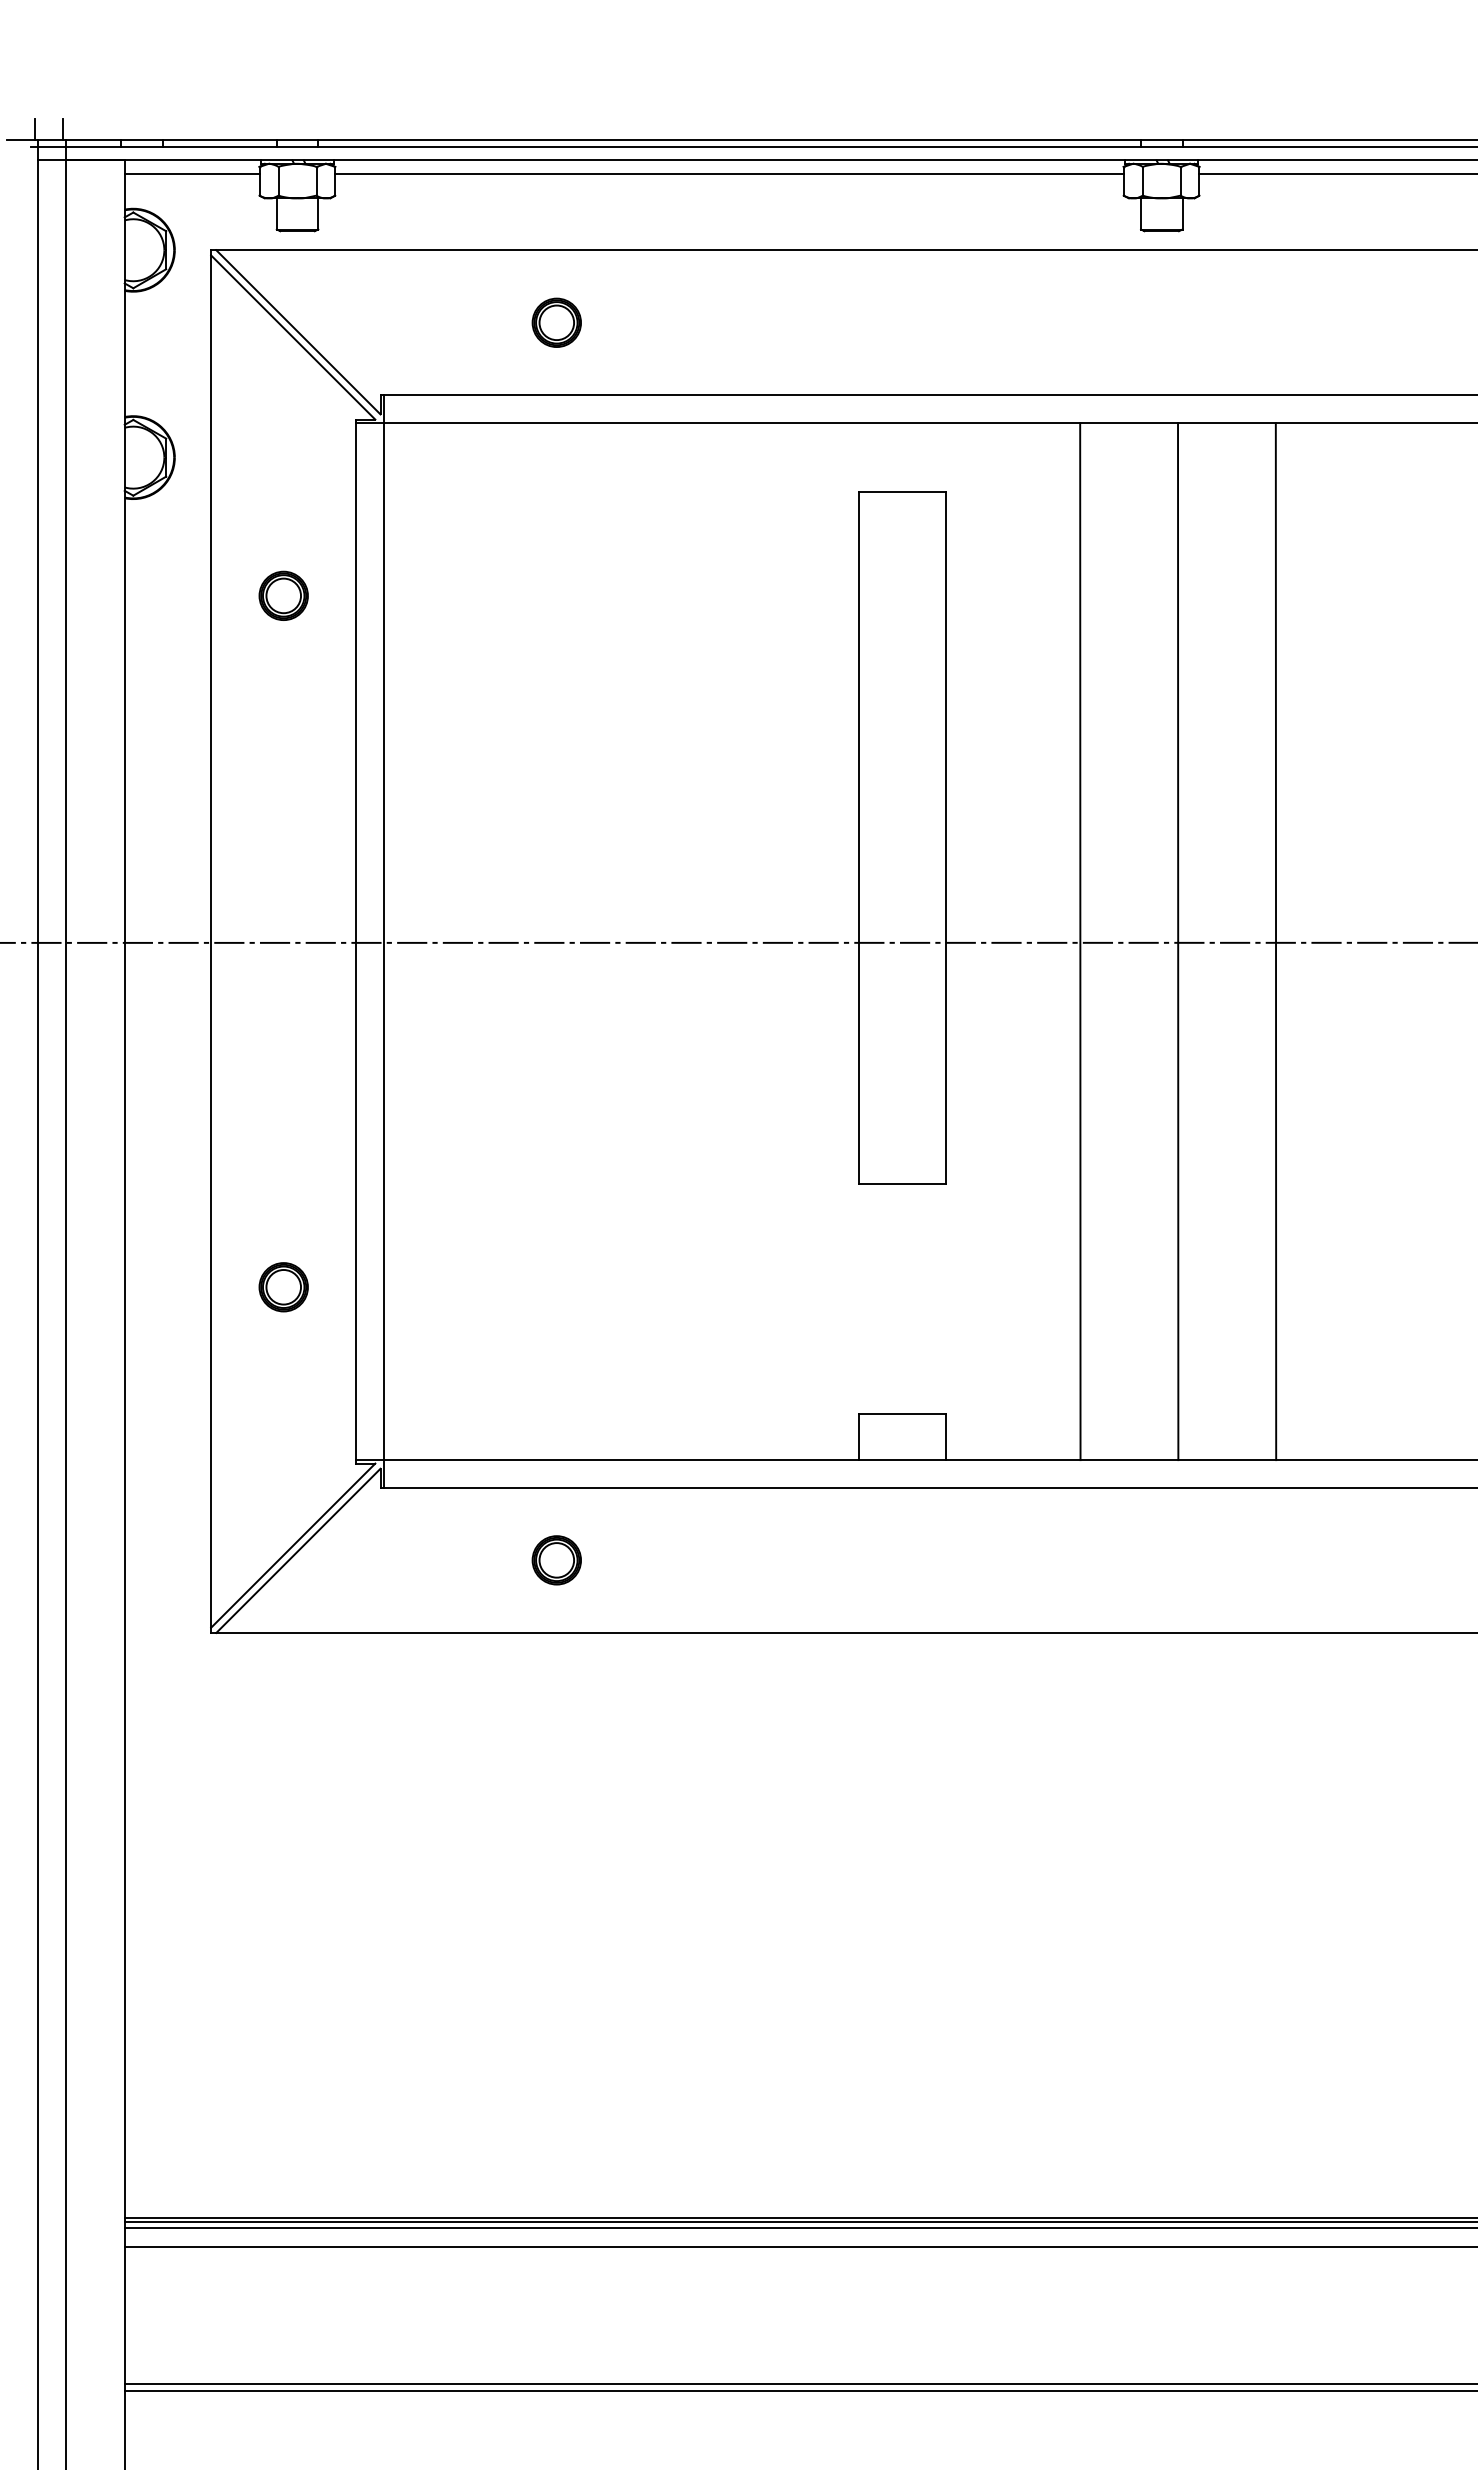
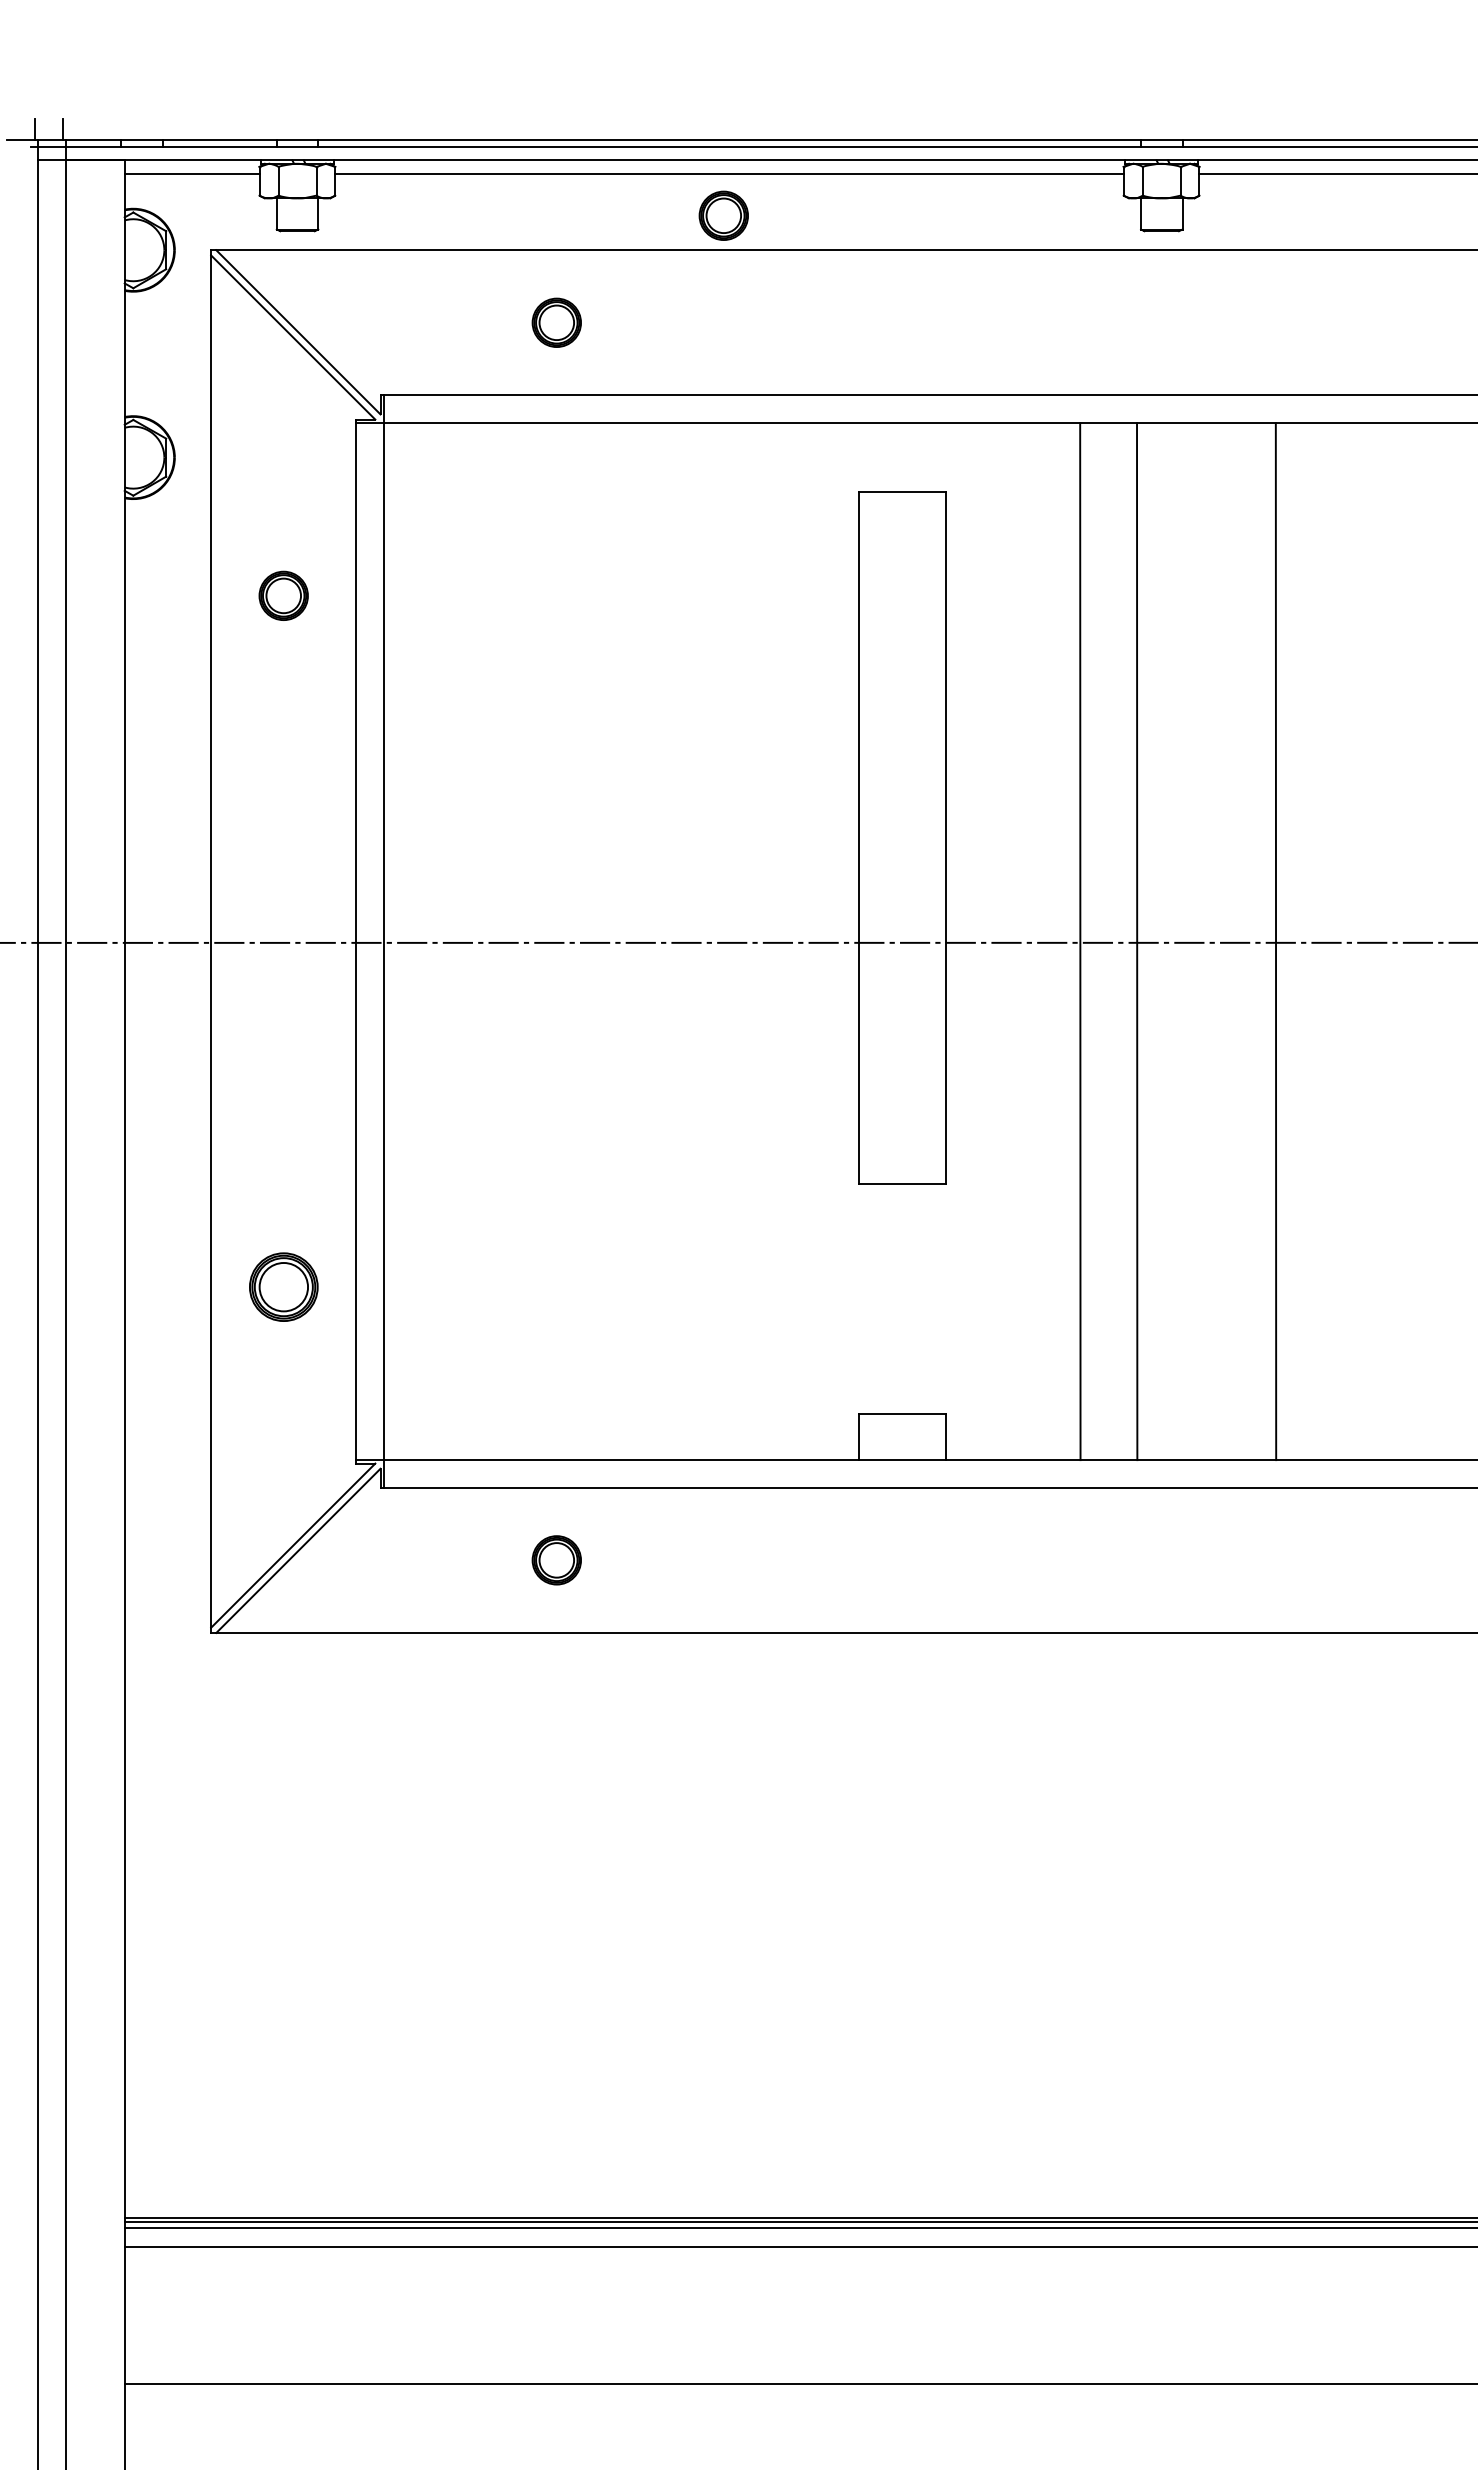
part: none -> present (723, 215)
line position: (1178, 941) -> (1137, 941) (1137, 941)
part size: 51x51 px -> 70x70 px (283, 1286)
line: present -> none (799, 2390)
